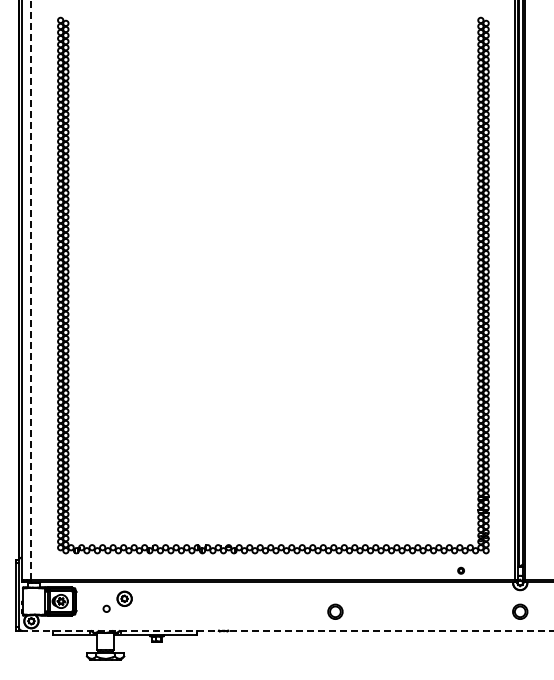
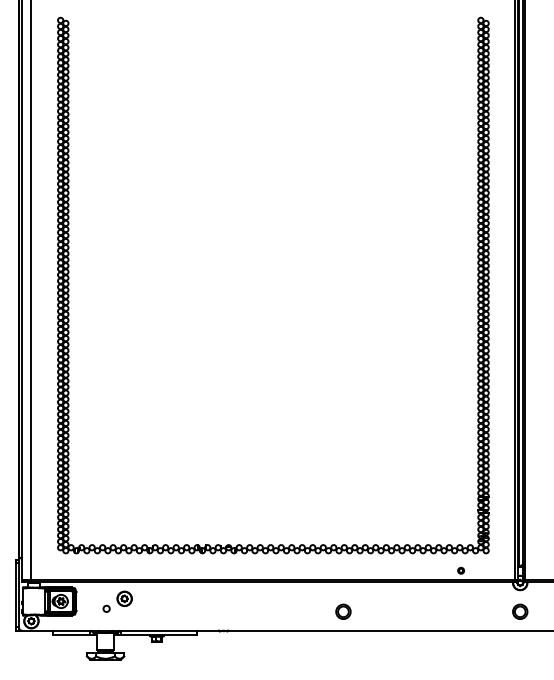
line: dashed -> solid (30, 289)
part position: (335, 611) -> (343, 611) (343, 611)
line: dashed -> solid (287, 630)
